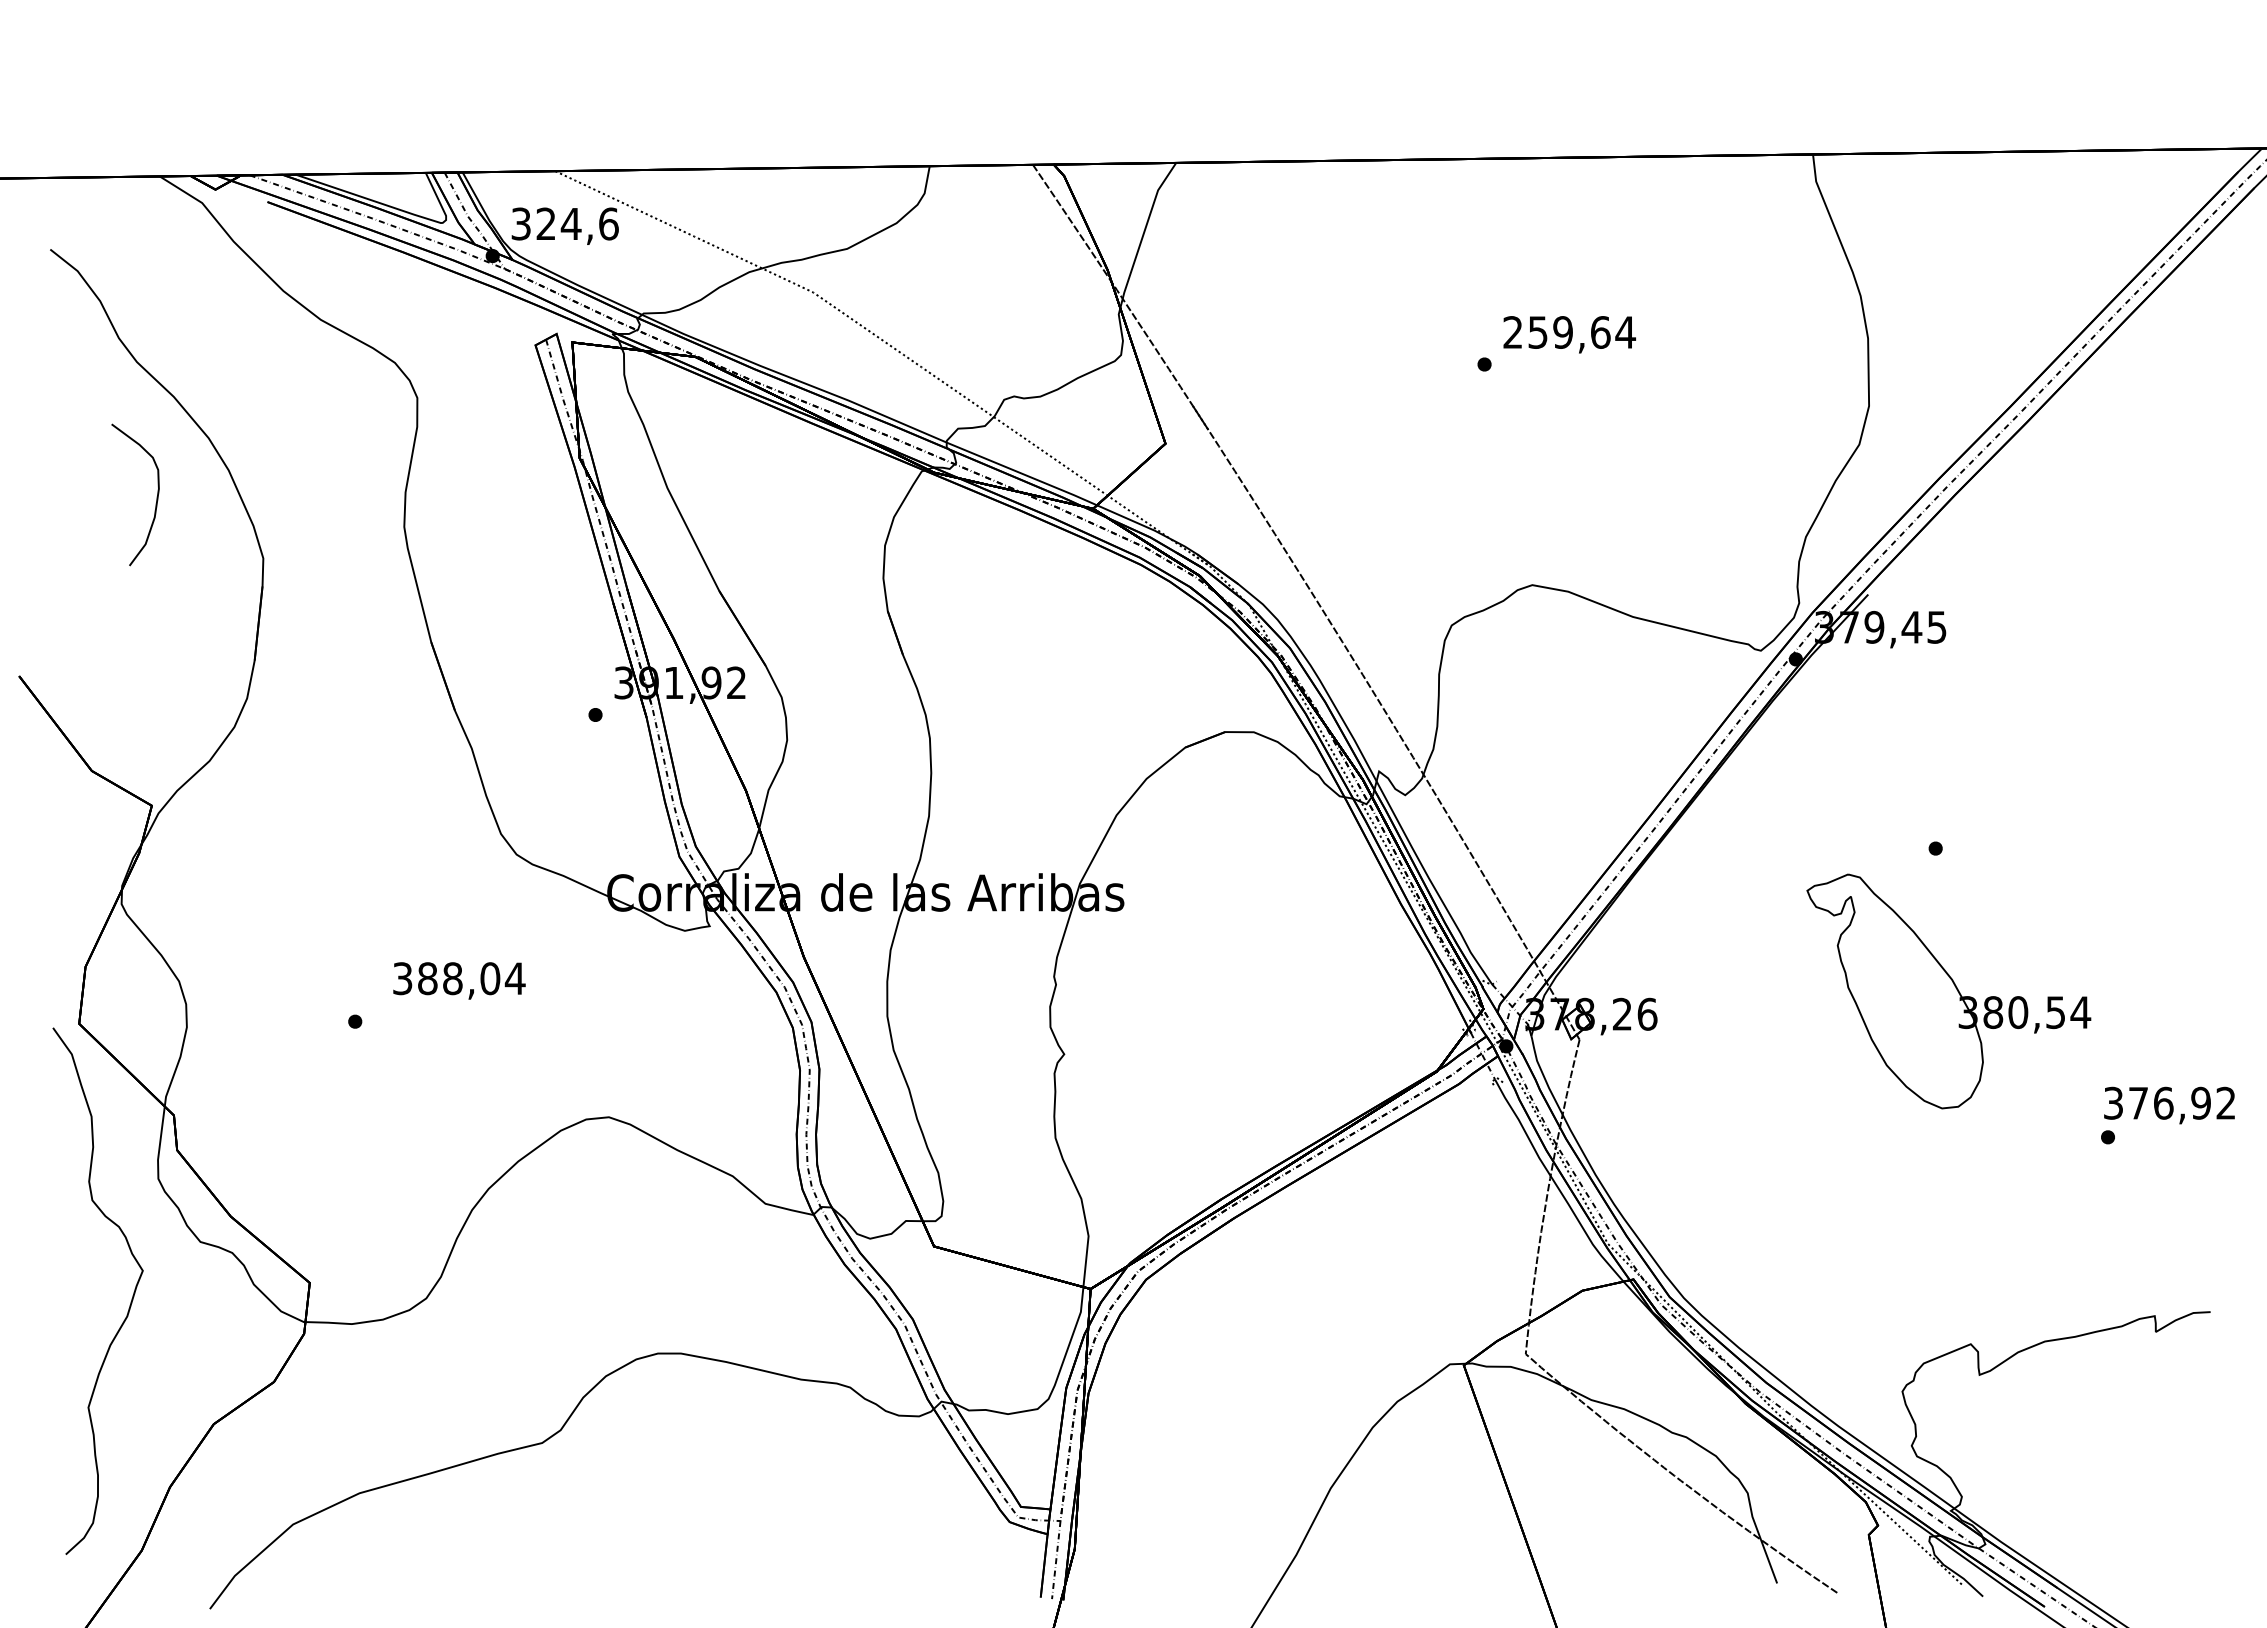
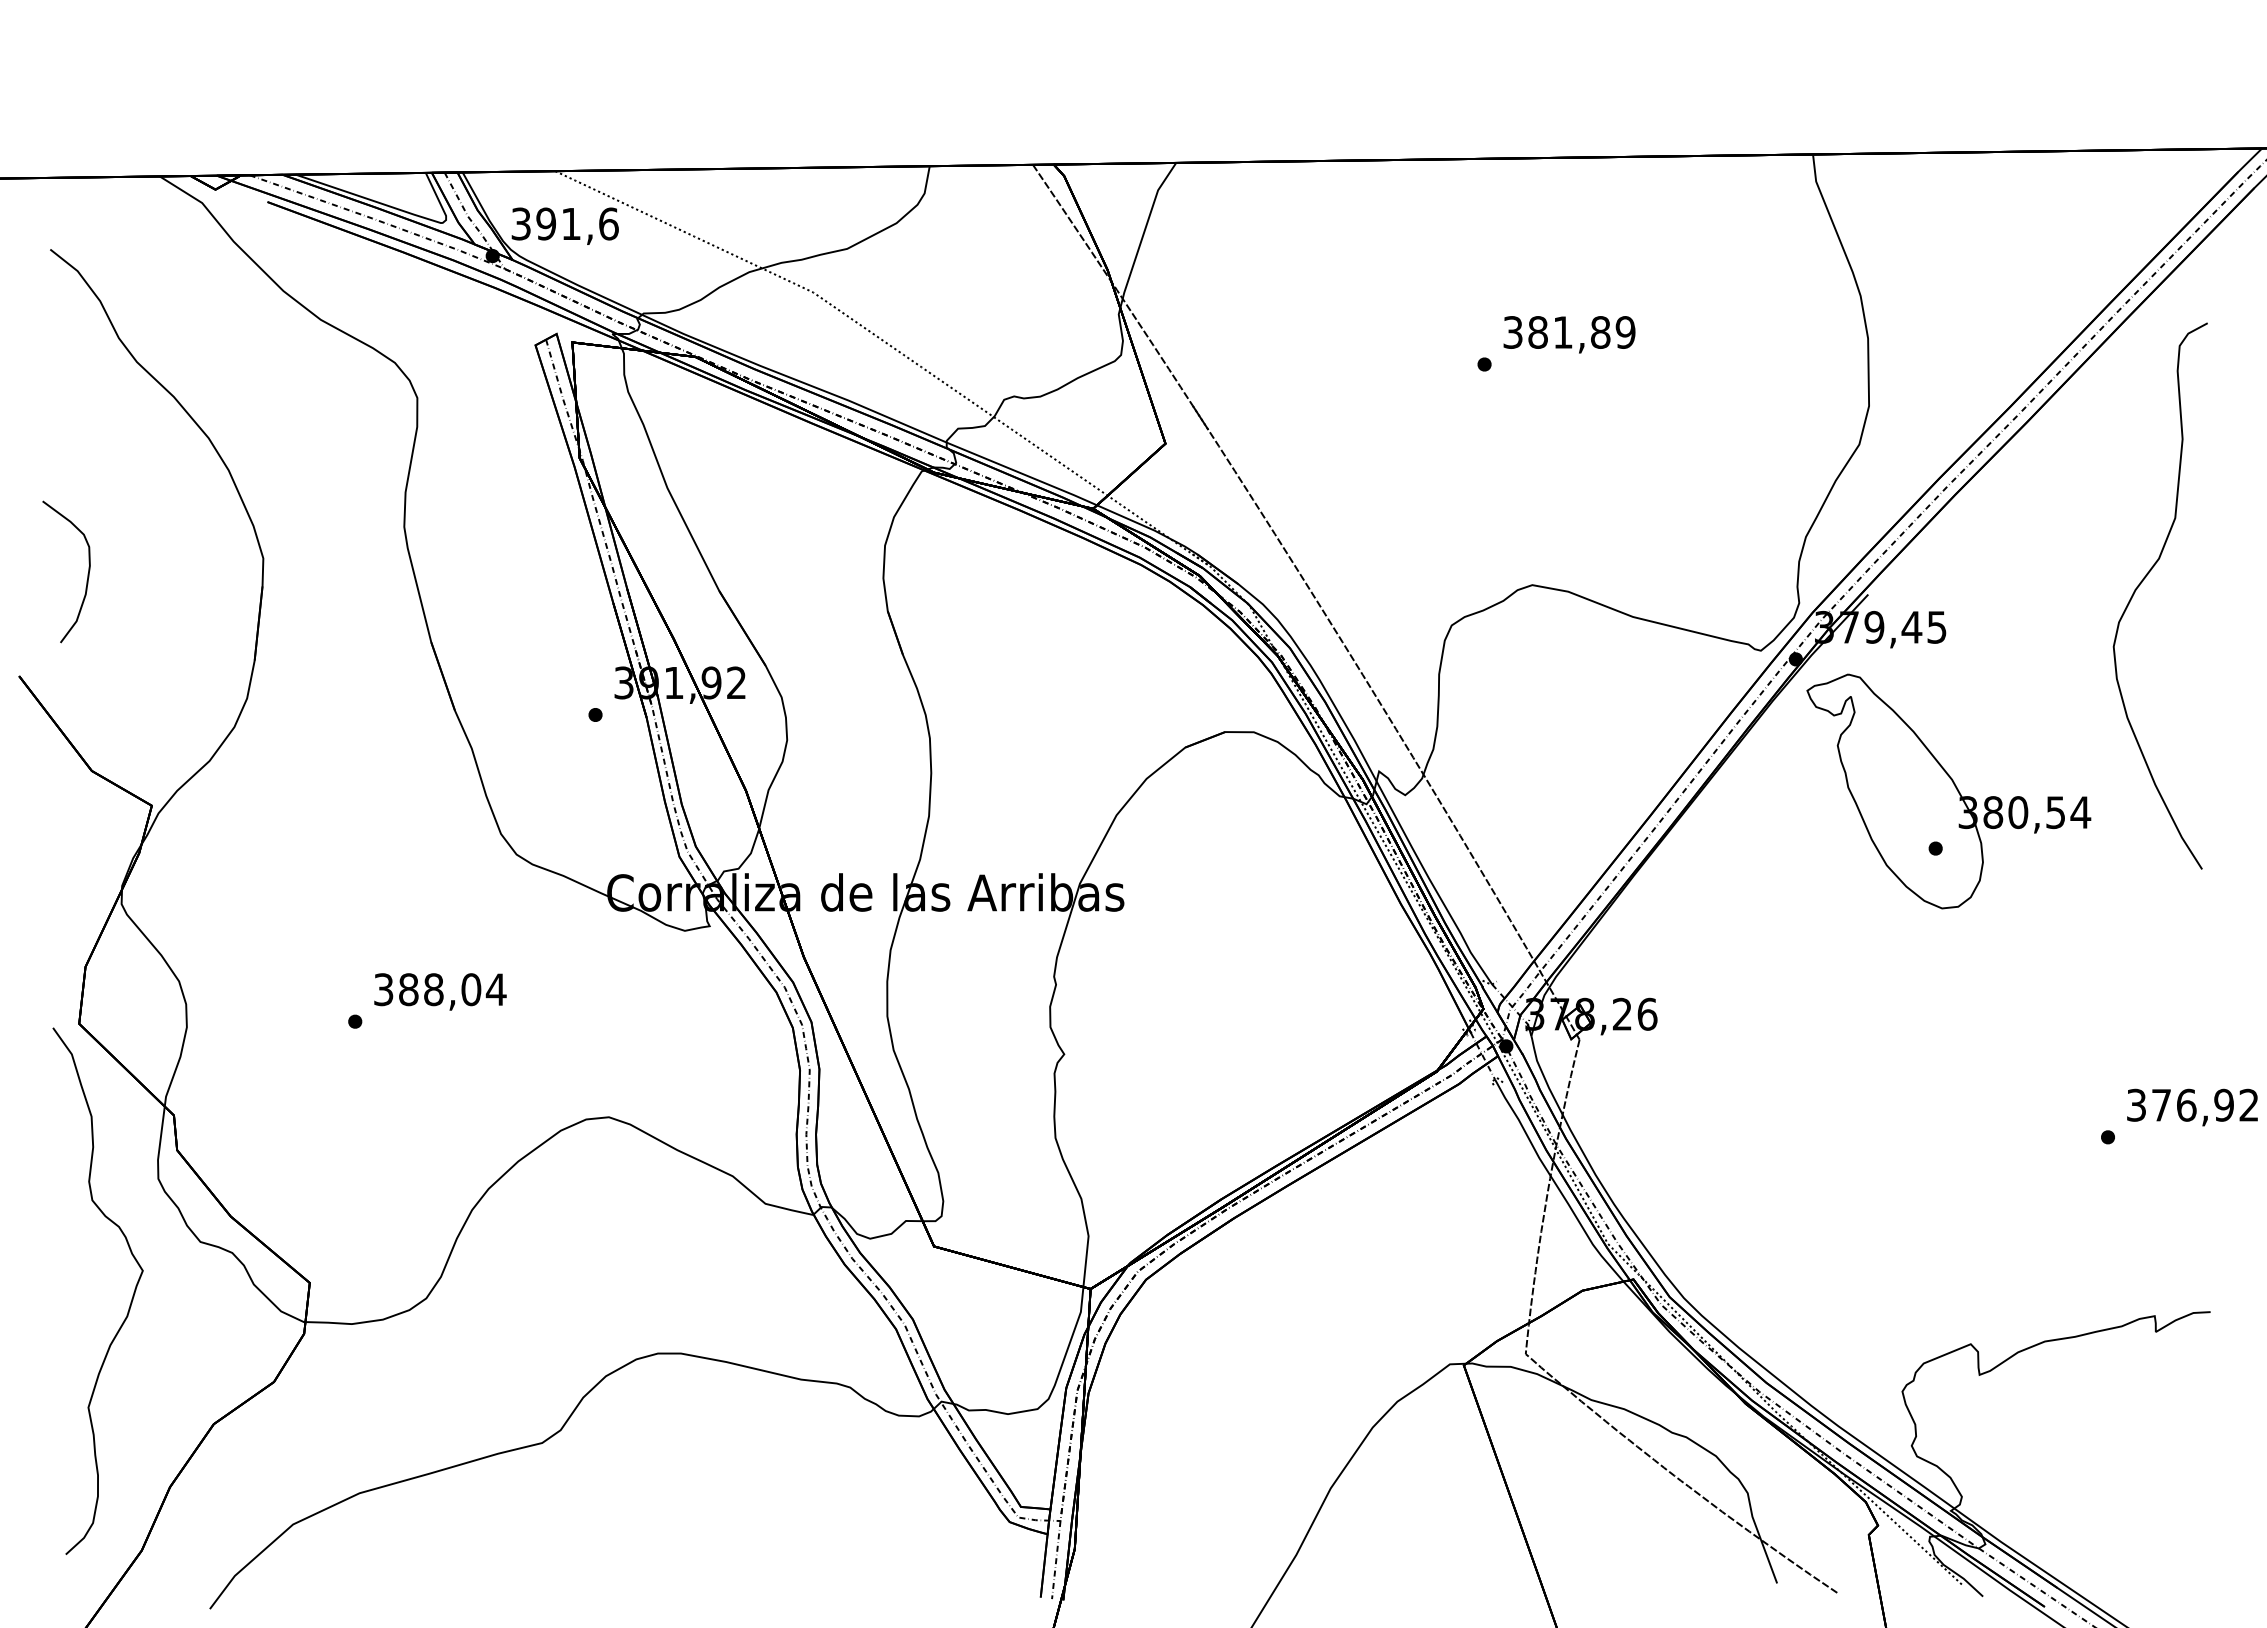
text: 324,6 -> 391,6 (558, 223)
text: 259,64 -> 381,89 (1569, 332)
curve position: (156, 496) -> (87, 573) (87, 573)
curve: none -> present (2143, 581)
text position: (459, 980) -> (440, 991) (440, 991)
part position: (1948, 991) -> (1948, 791) (1948, 791)
text position: (2169, 1105) -> (2192, 1107) (2192, 1107)
